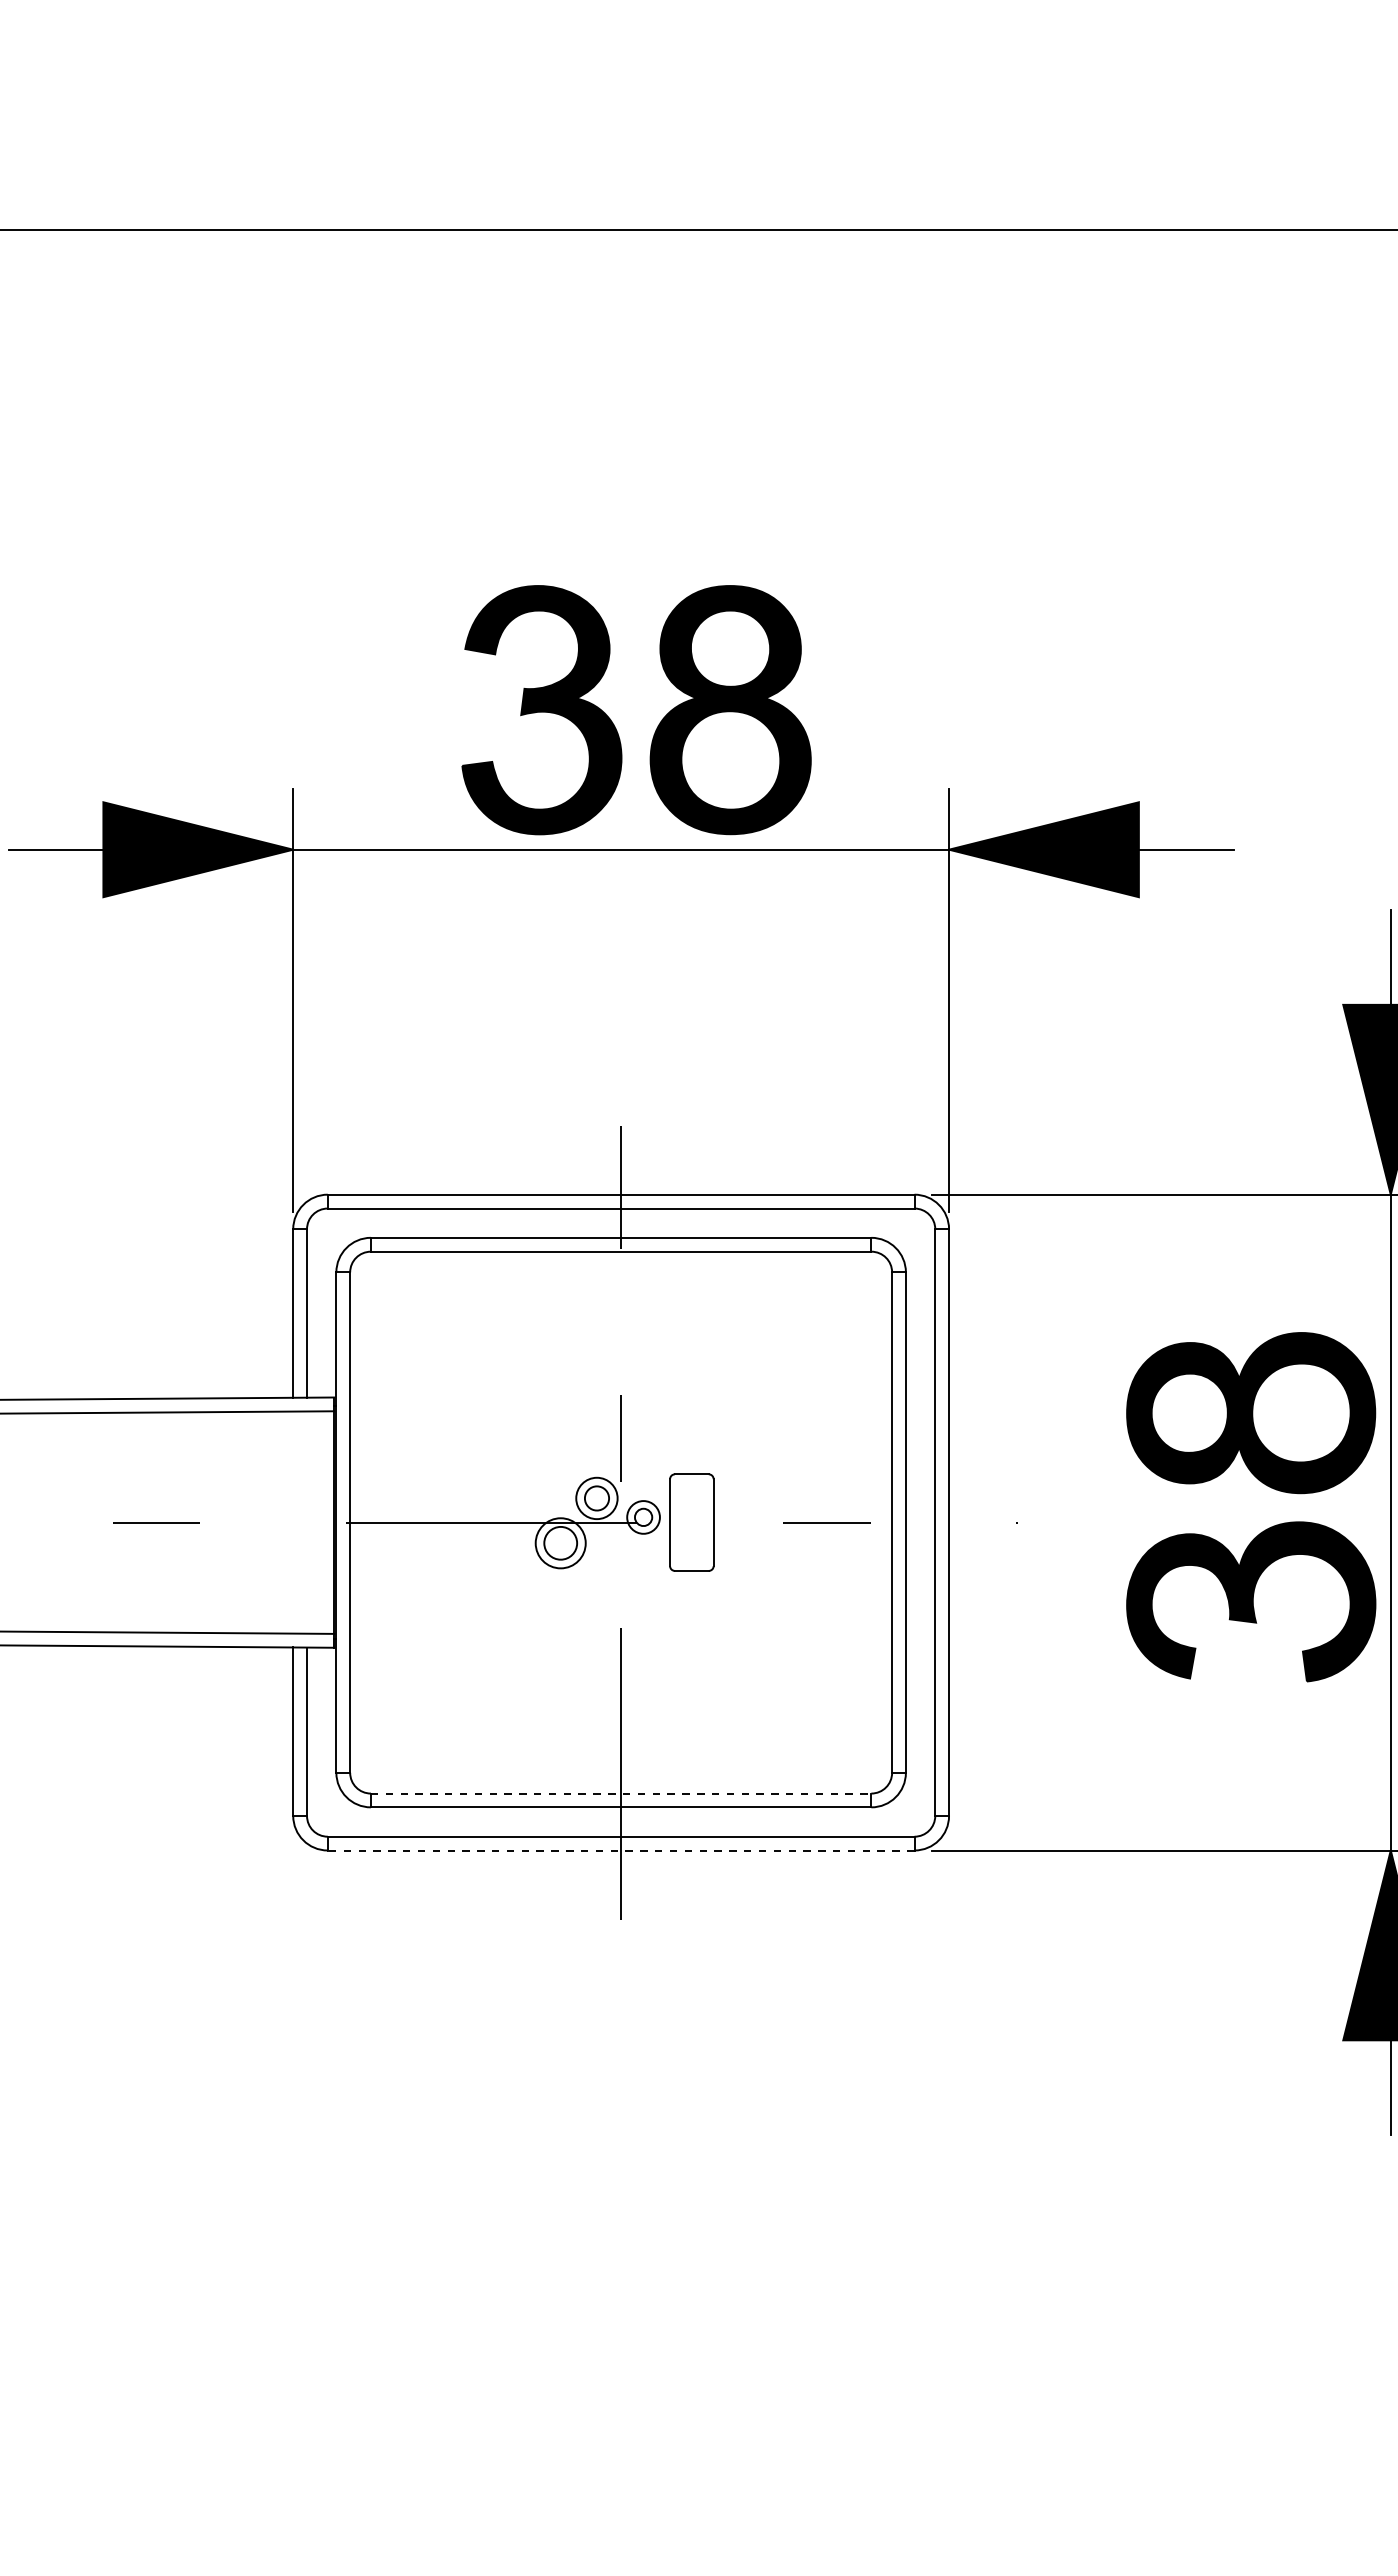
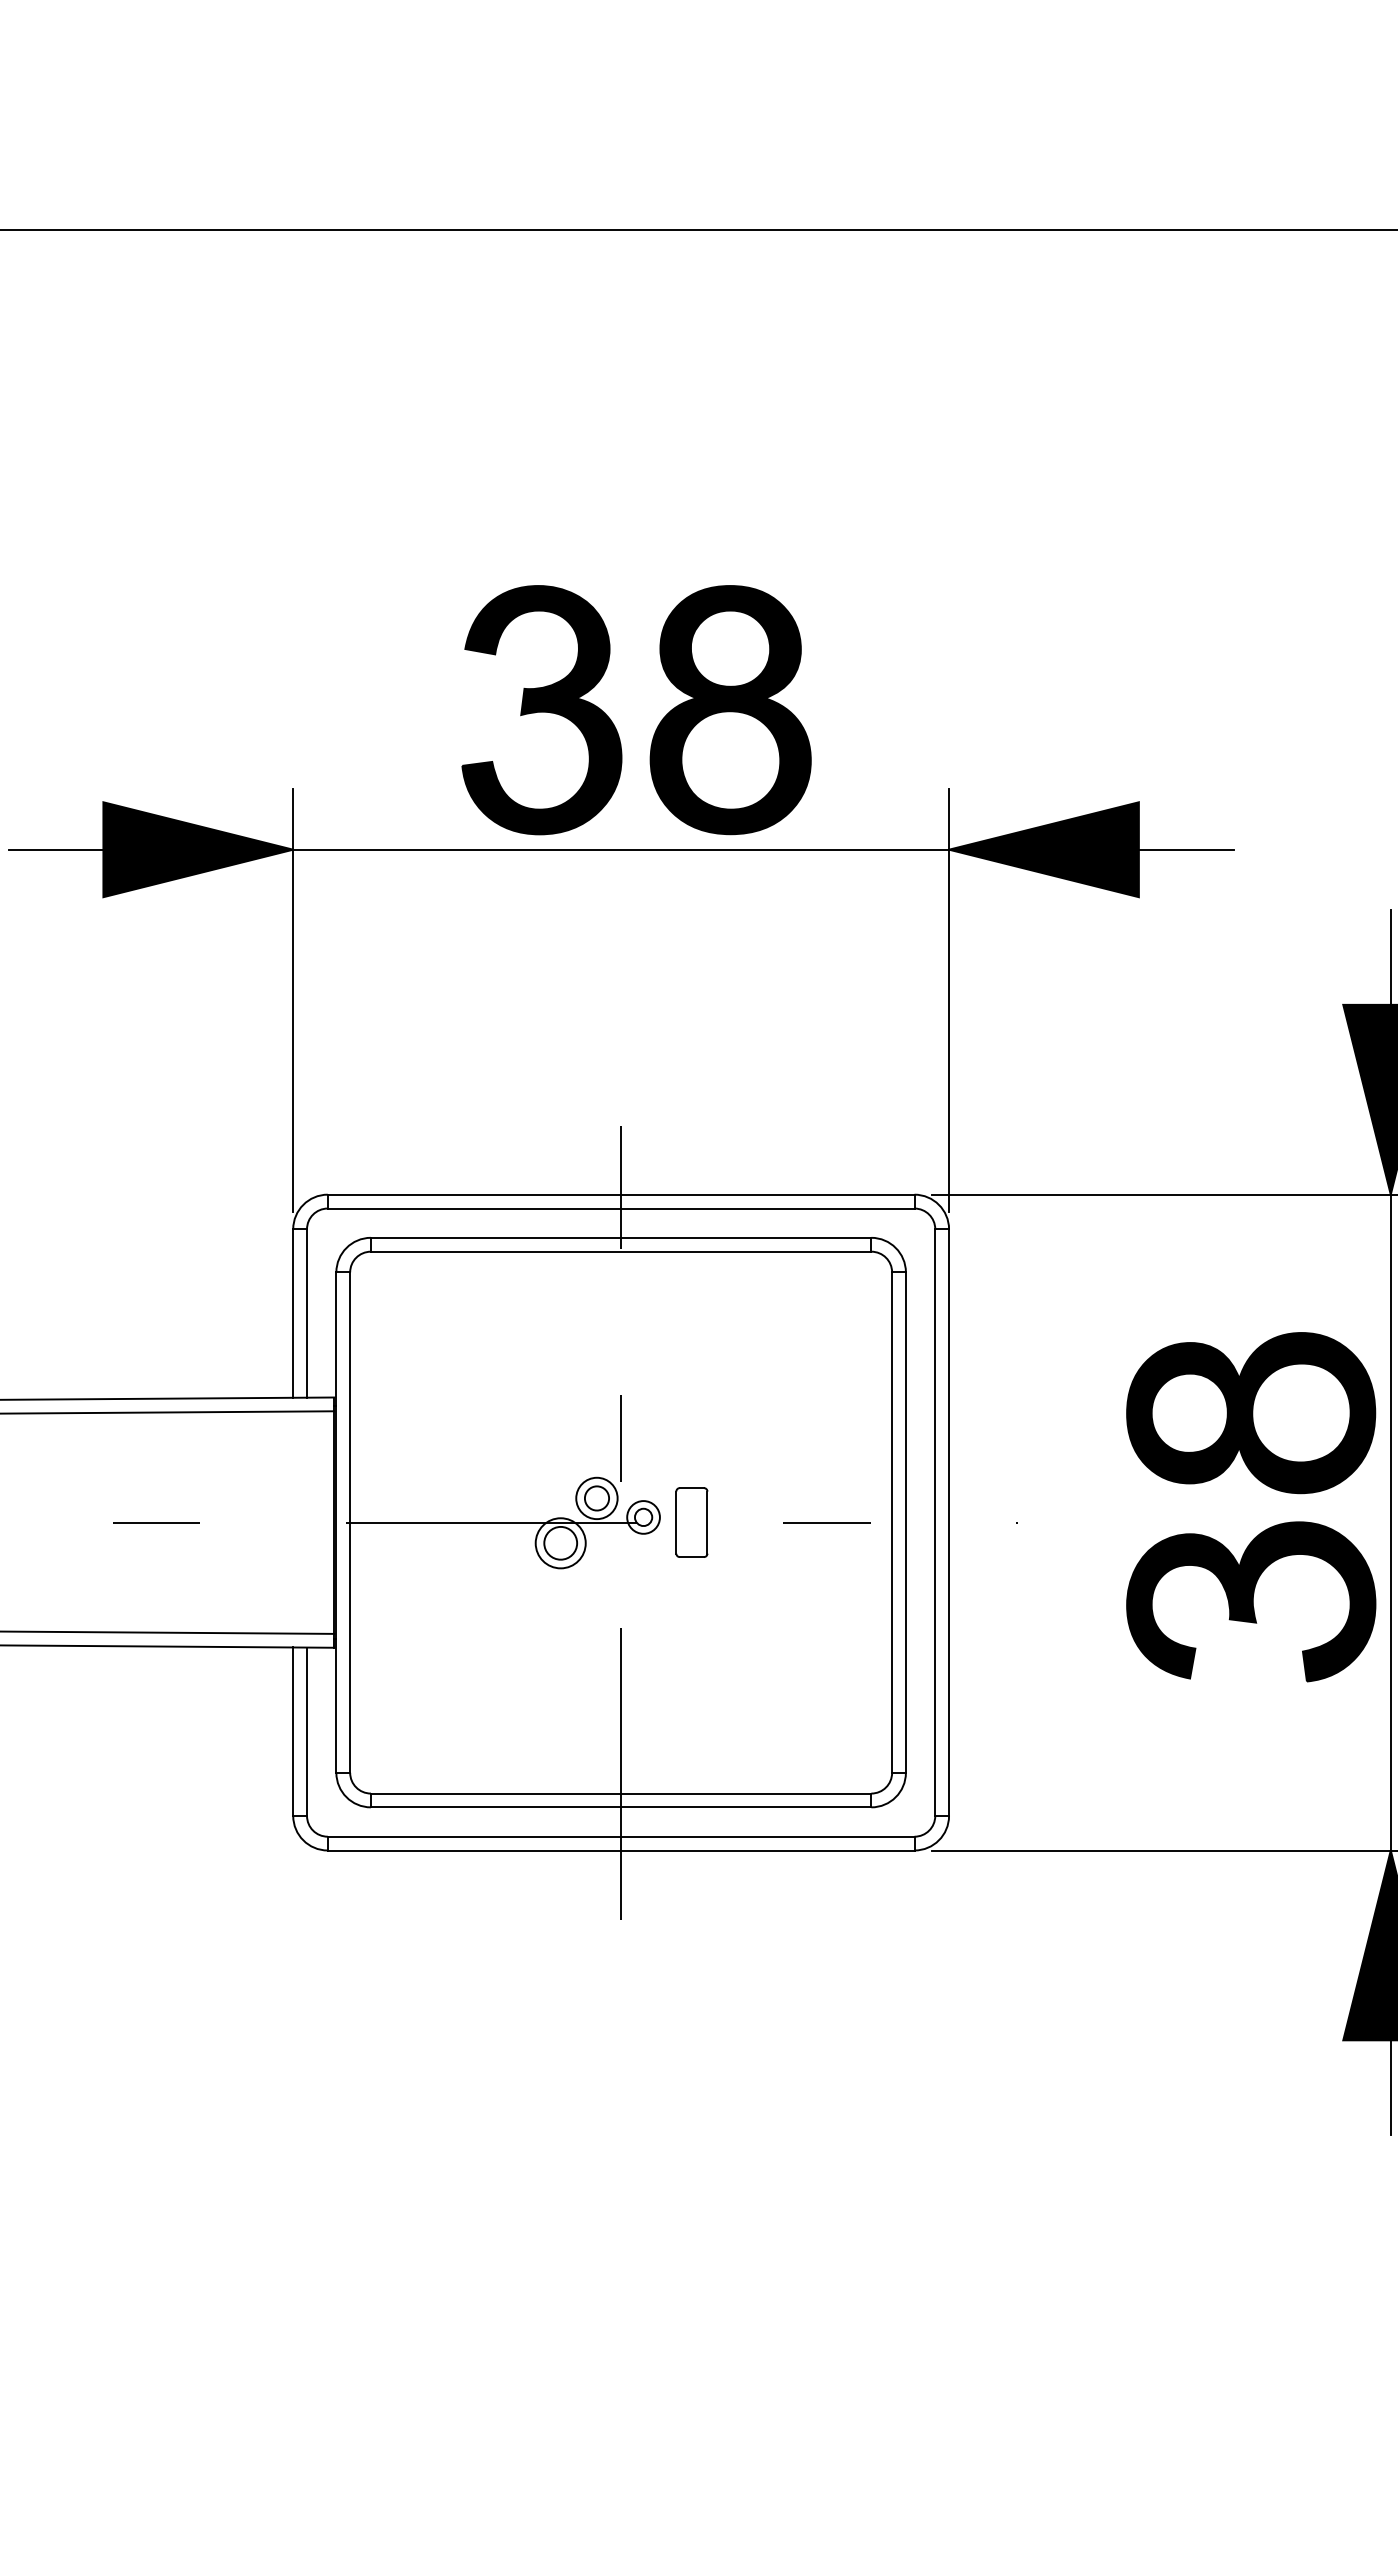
part size: 46x99 px -> 34x71 px (691, 1522)
line: dashed -> solid (621, 1793)
line: dashed -> solid (620, 1850)
